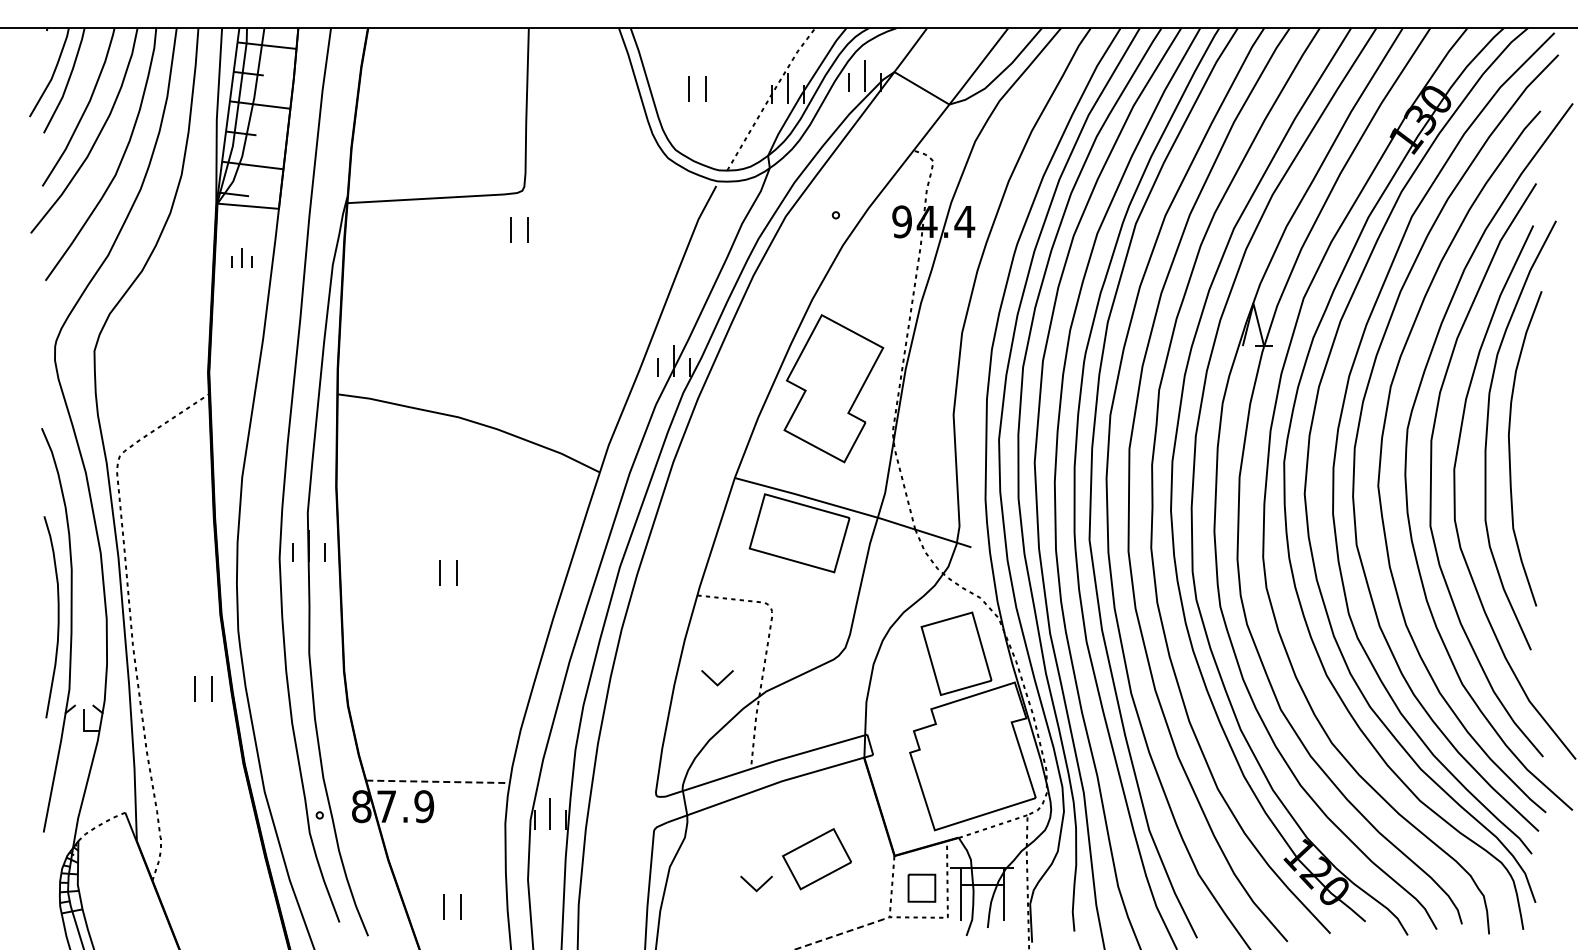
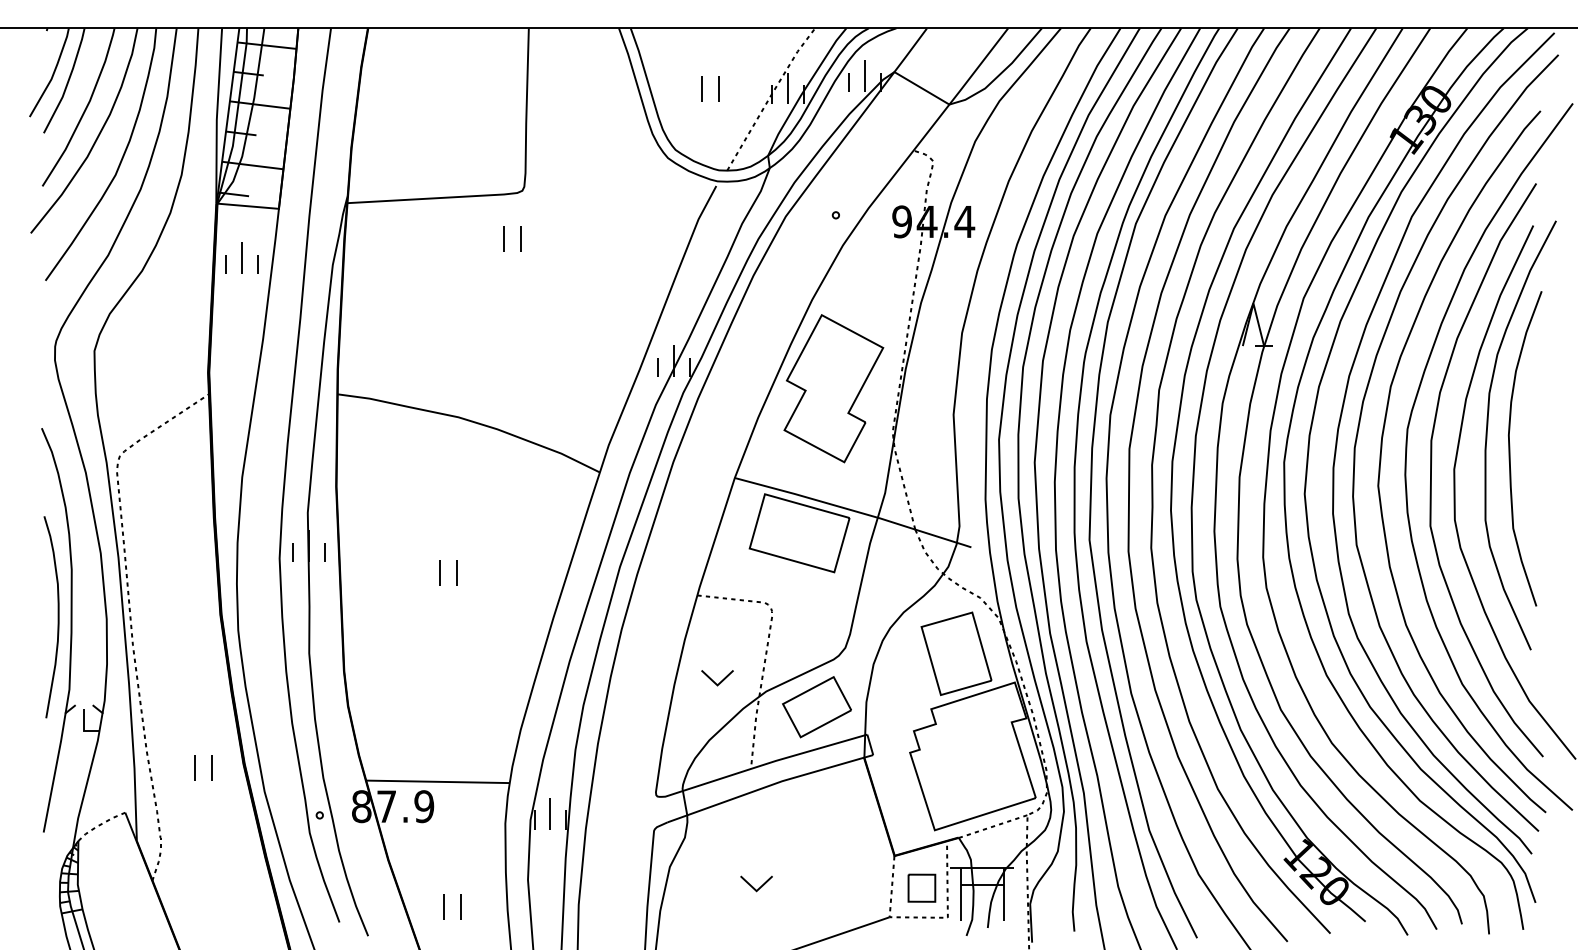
part position: (689, 88) -> (702, 88) (702, 88)
part position: (511, 229) -> (504, 238) (504, 238)
part size: 22x20 px -> 34x32 px (241, 257)
part position: (195, 688) -> (195, 767) (195, 767)
line: dashed -> solid (438, 781)
part position: (816, 859) -> (816, 707) (816, 707)
line: dashed -> solid (843, 933)
